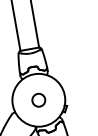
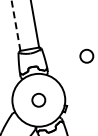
line: solid -> dashed (15, 25)
circle: none -> present (86, 55)
